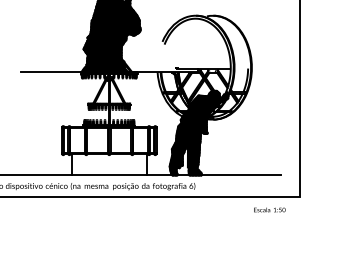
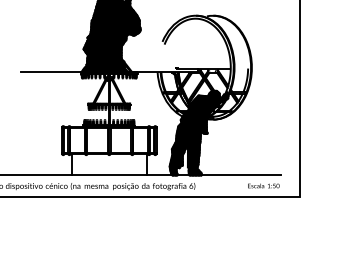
text position: (269, 209) -> (263, 185) (263, 185)
